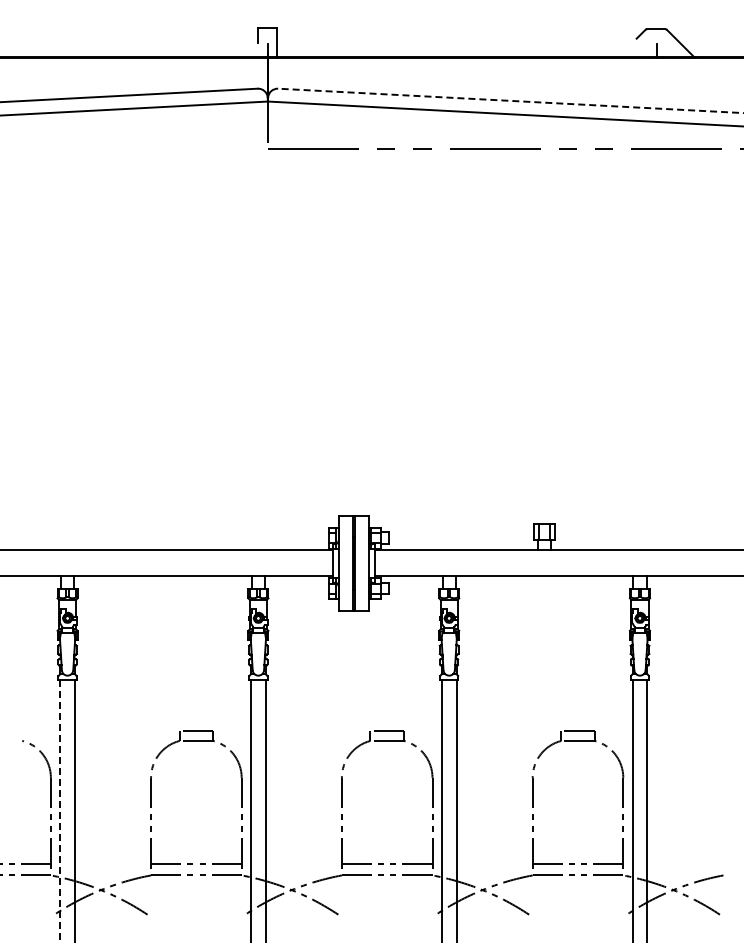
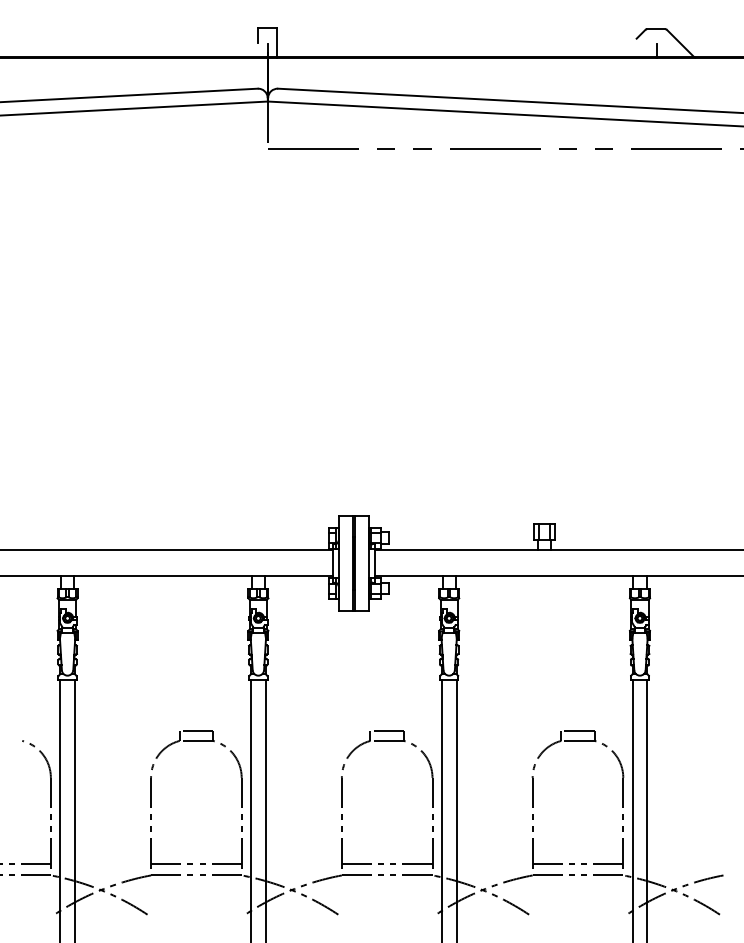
line: dashed -> solid (510, 100)
line: dashed -> solid (60, 811)
